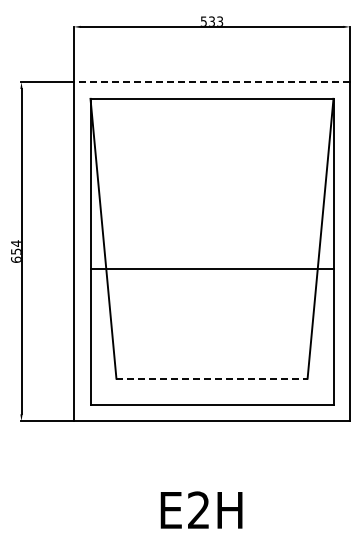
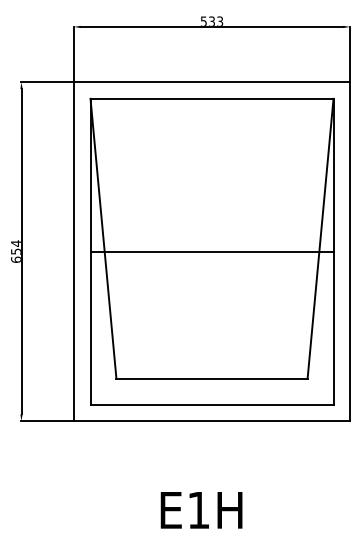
line: dashed -> solid (211, 82)
line position: (211, 268) -> (211, 251) (211, 251)
line: dashed -> solid (212, 378)
text: E2H -> E1H (198, 509)
